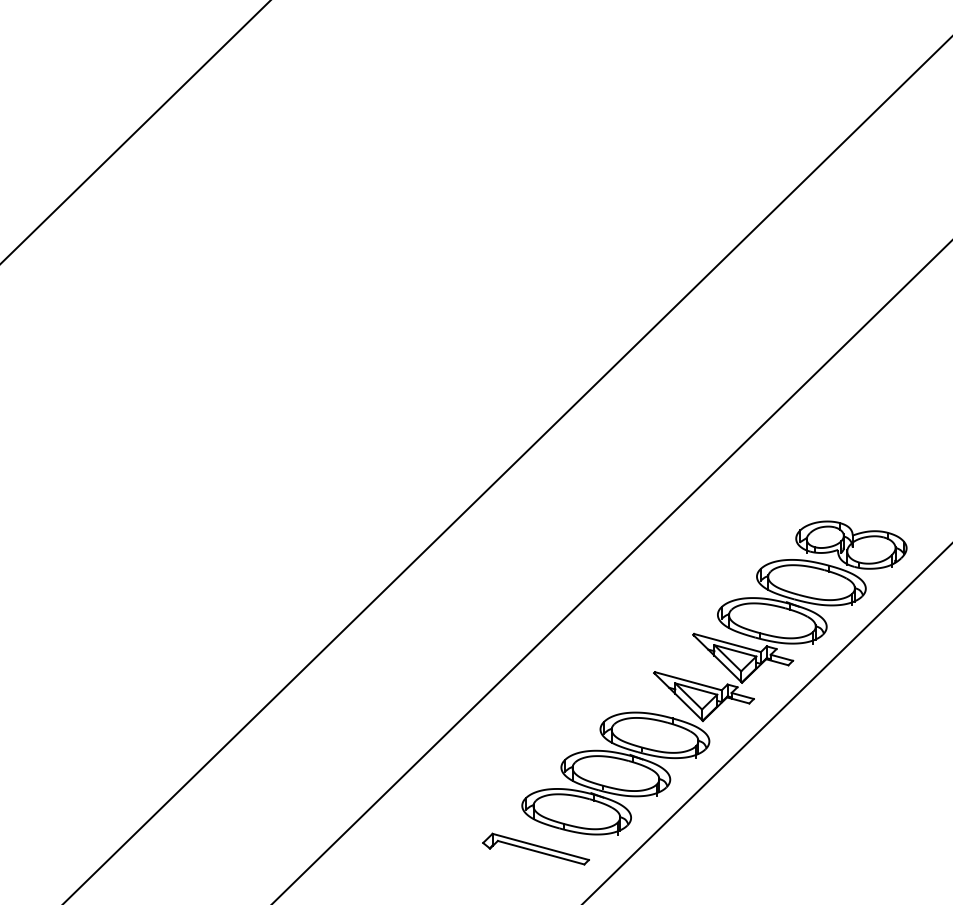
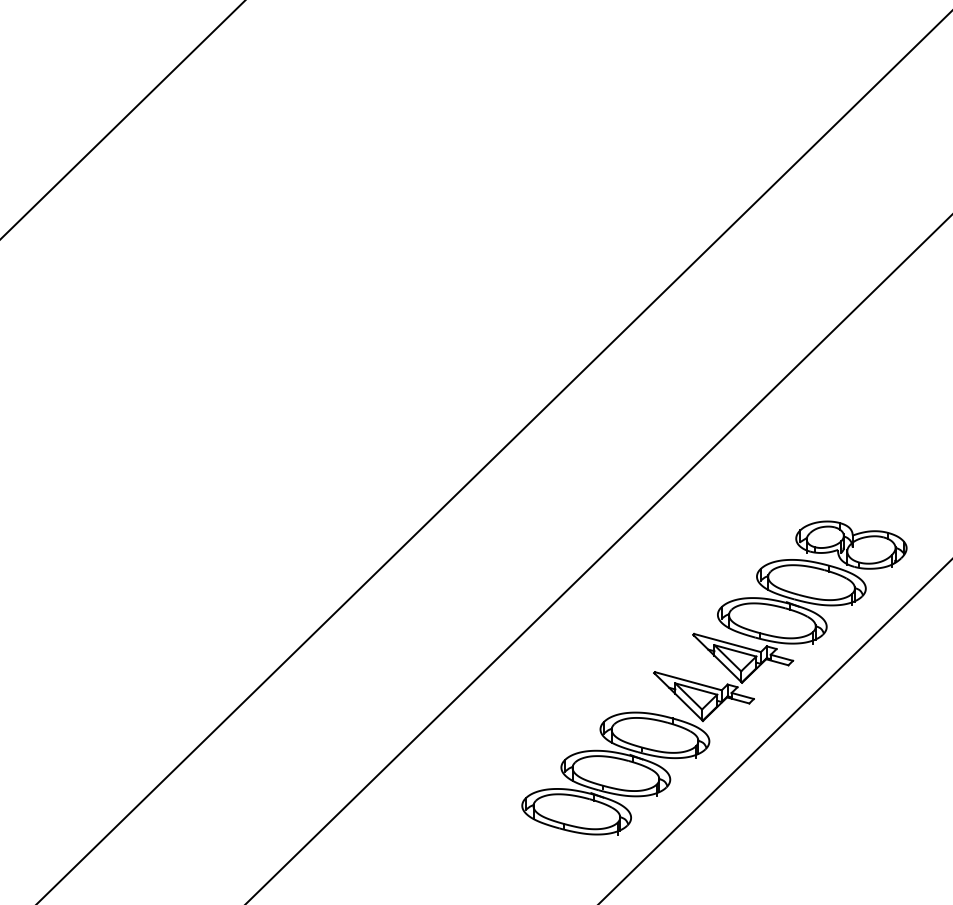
line position: (135, 132) -> (122, 119) (122, 119)
line position: (507, 469) -> (494, 457) (494, 457)
line position: (611, 571) -> (598, 559) (598, 559)
line position: (766, 723) -> (775, 731) (775, 731)
part: present -> none (535, 848)
